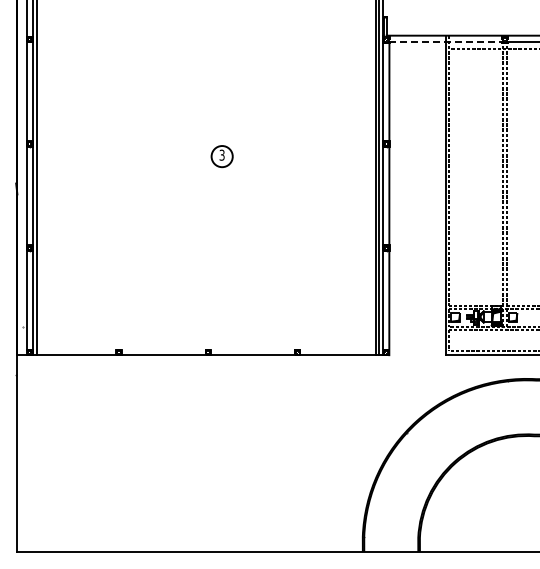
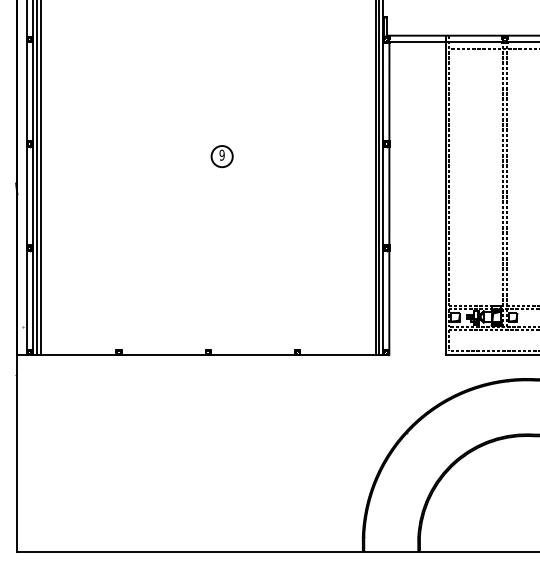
line: dashed -> solid (446, 42)
text: 3 -> 9 (221, 154)
line: none -> present (40, 178)
